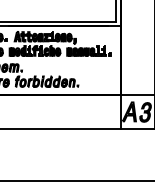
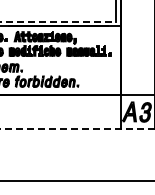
line: solid -> dashed (58, 21)
line: solid -> dashed (77, 129)
